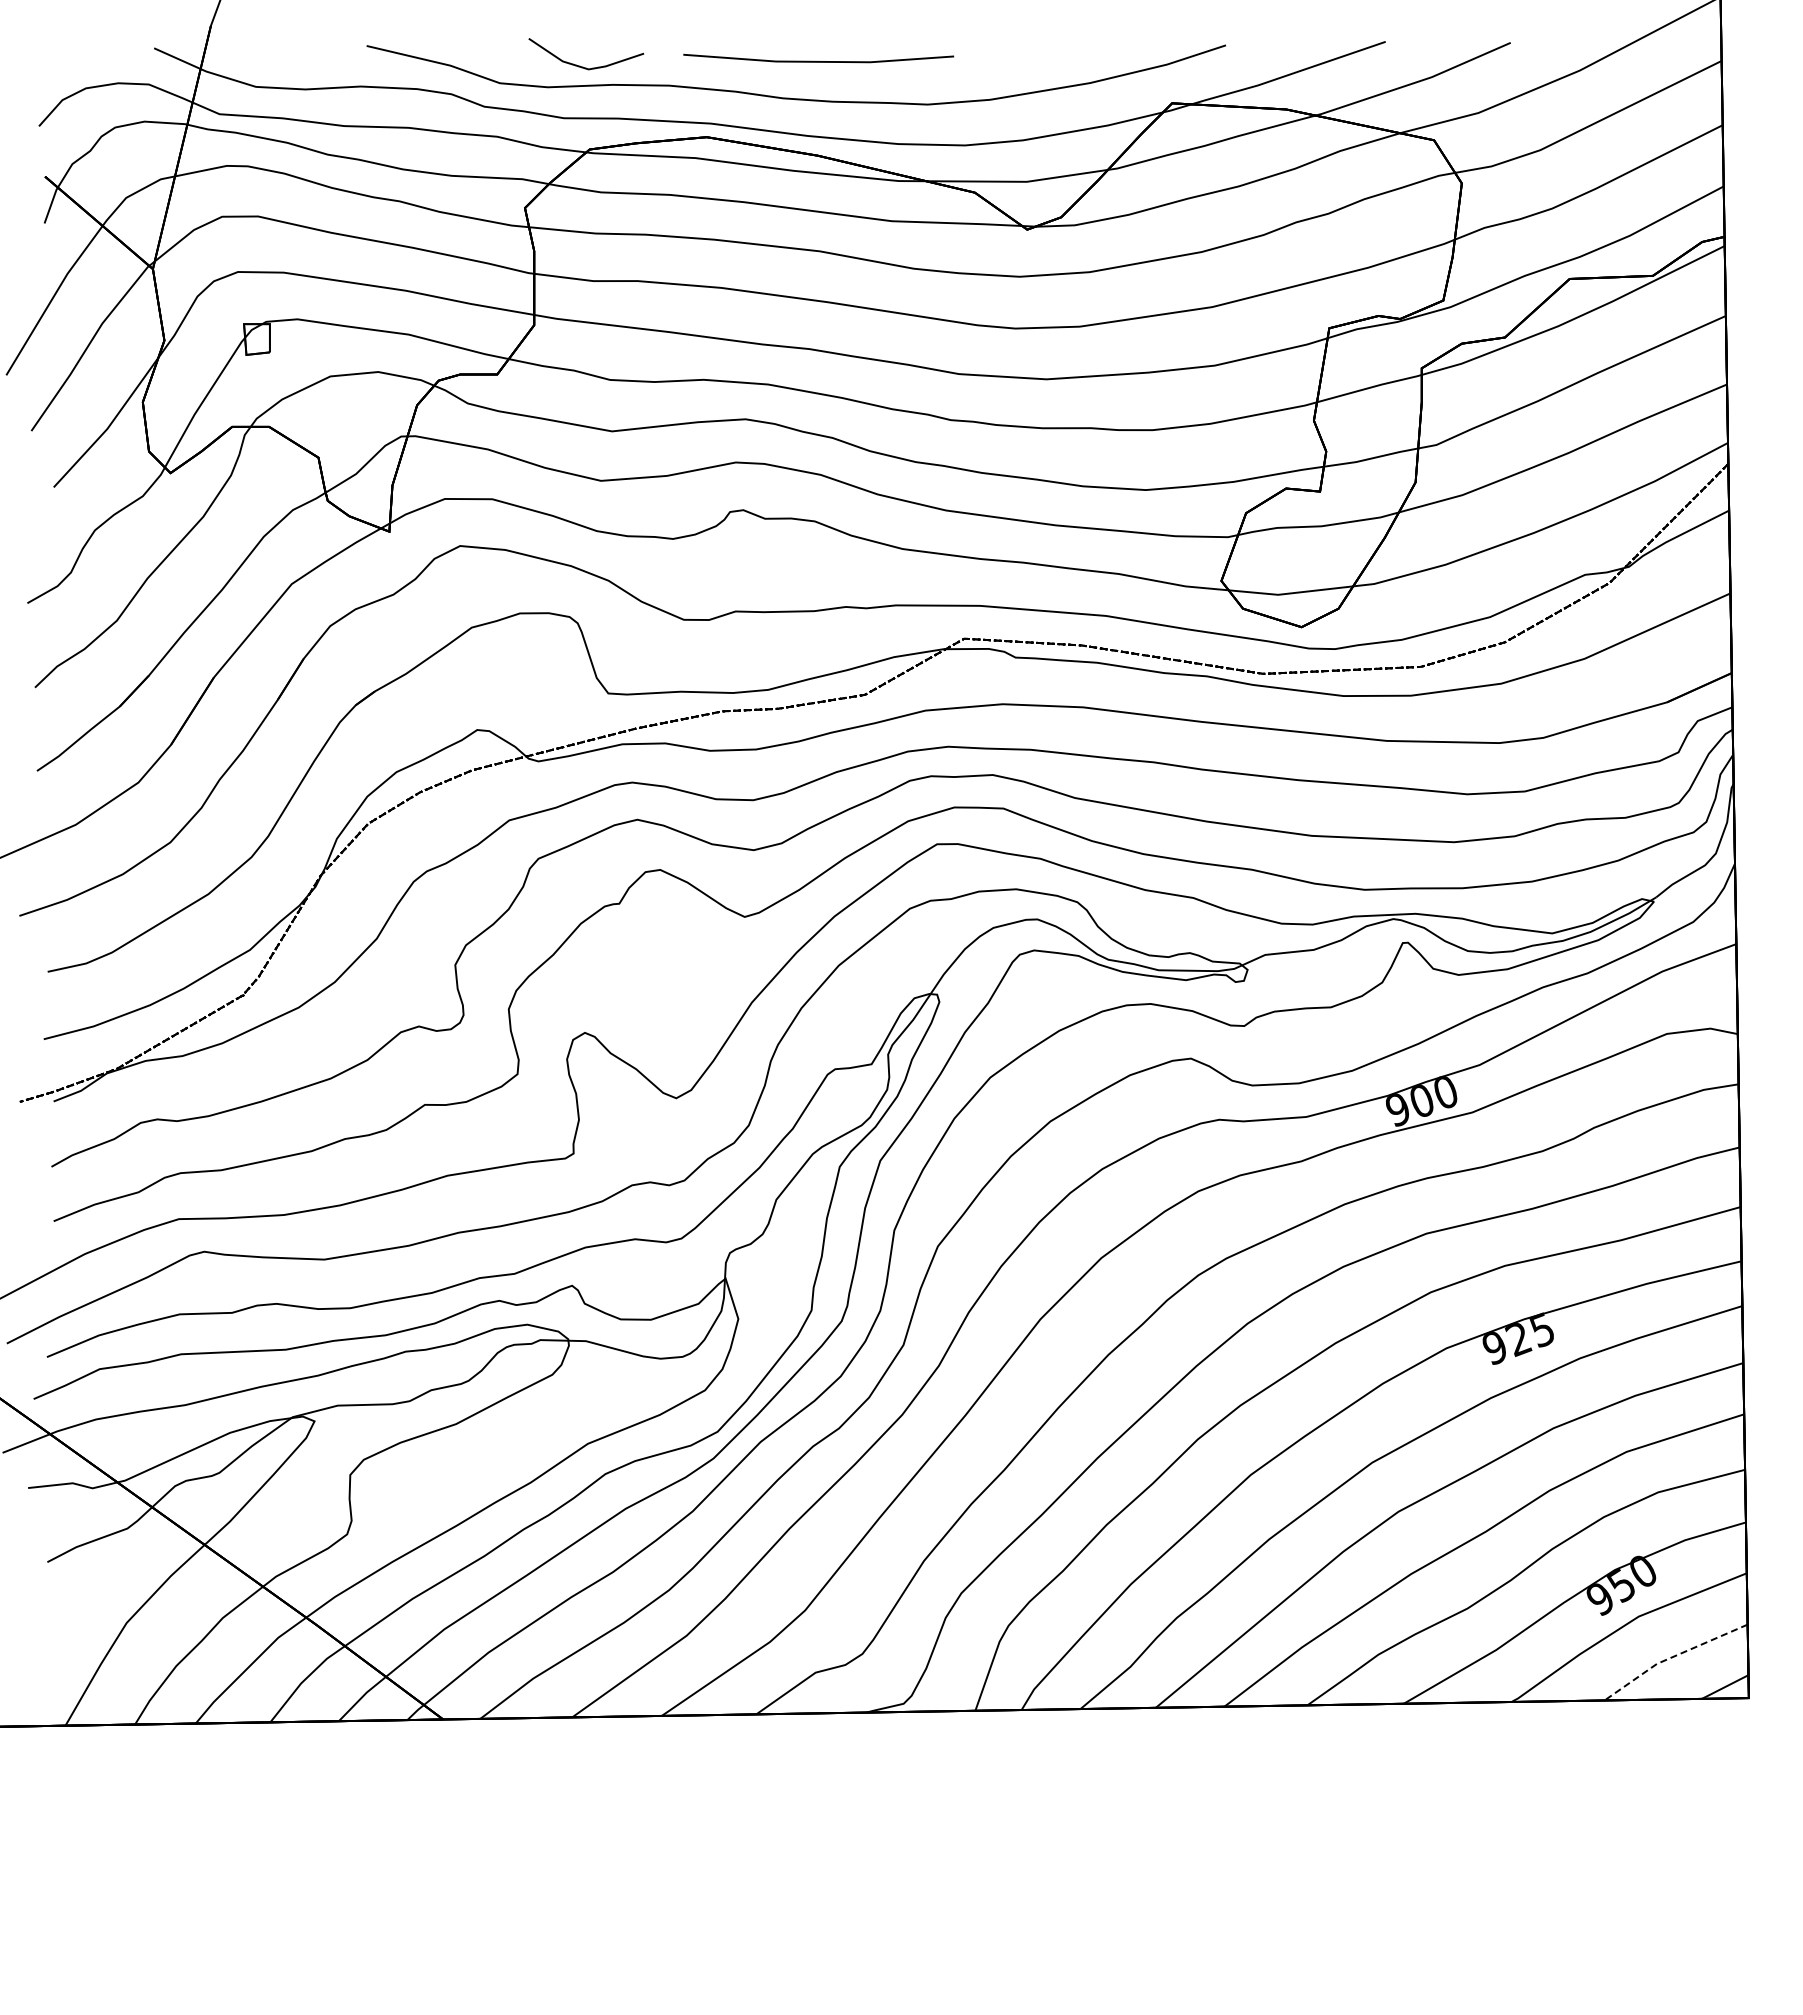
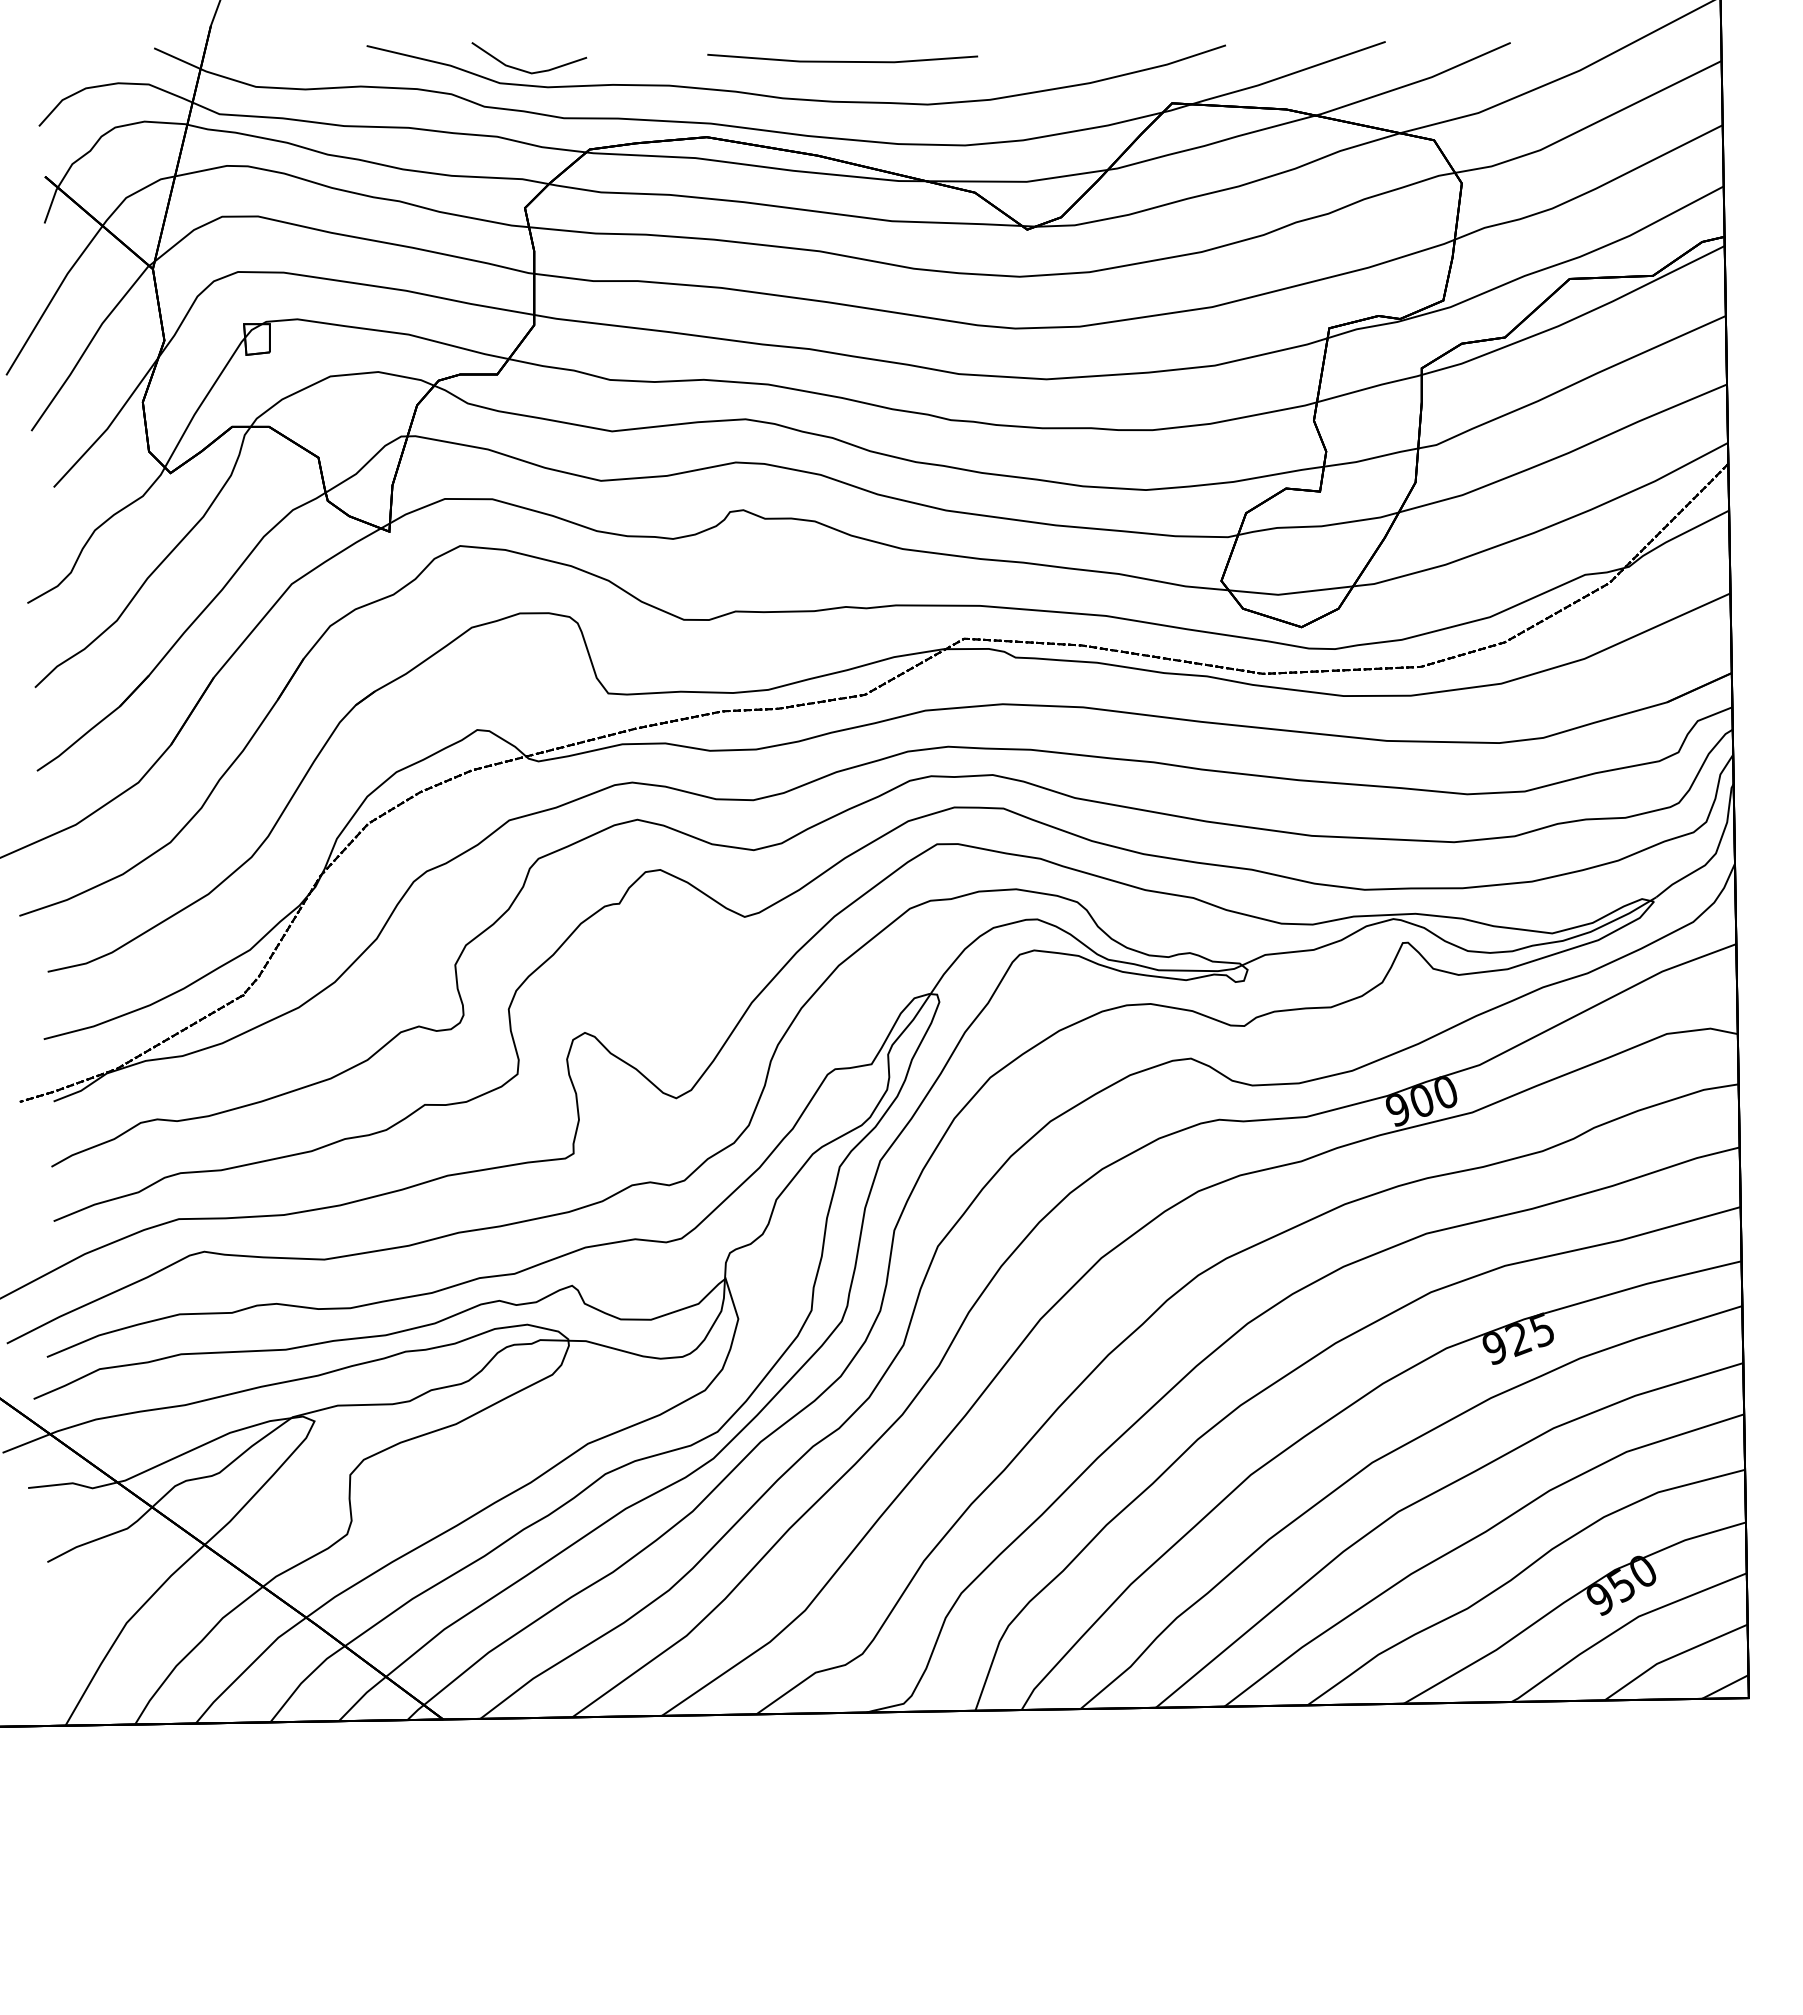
line position: (818, 61) -> (842, 61) (842, 61)
line position: (583, 66) -> (526, 70) (526, 70)
line: dashed -> solid (1672, 1657)
